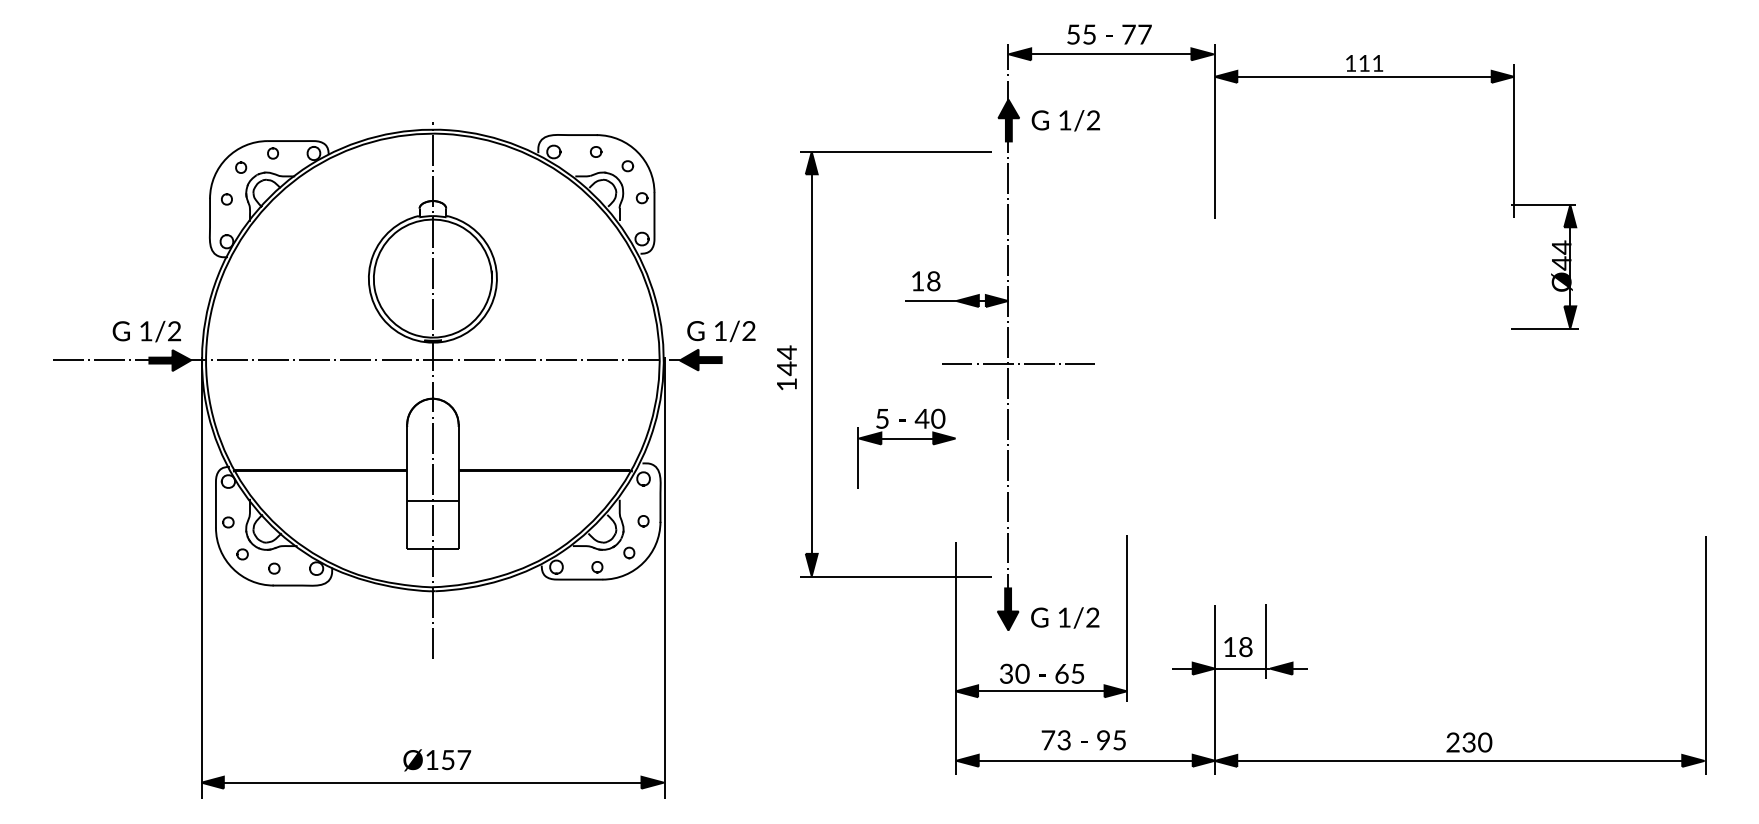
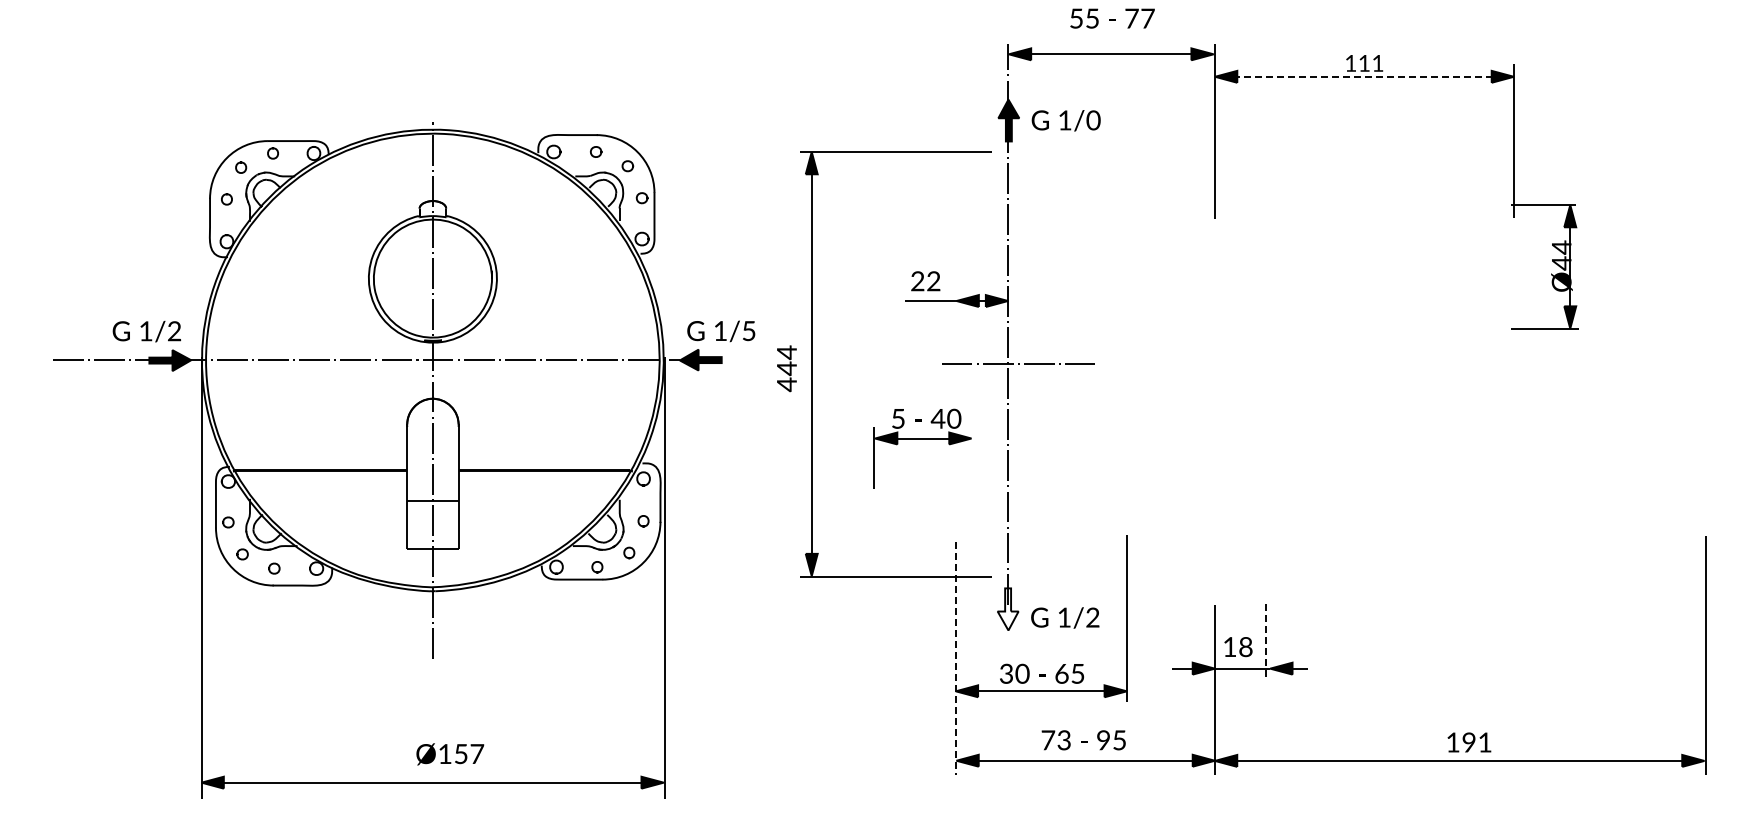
text position: (1109, 34) -> (1112, 18) (1112, 18)
line: solid -> dashed (1365, 76)
text: 1/2 -> 1/0 (1093, 120)
text: 18 -> 22 (925, 281)
text: 1/2 -> 1/5 (748, 331)
text: 144 -> 444 (786, 384)
part position: (906, 439) -> (922, 439) (922, 439)
fill: present -> none (1007, 609)
line: solid -> dashed (1266, 641)
line: solid -> dashed (955, 659)
text: 230 -> 191 (1469, 742)
text position: (437, 760) -> (450, 754) (450, 754)
